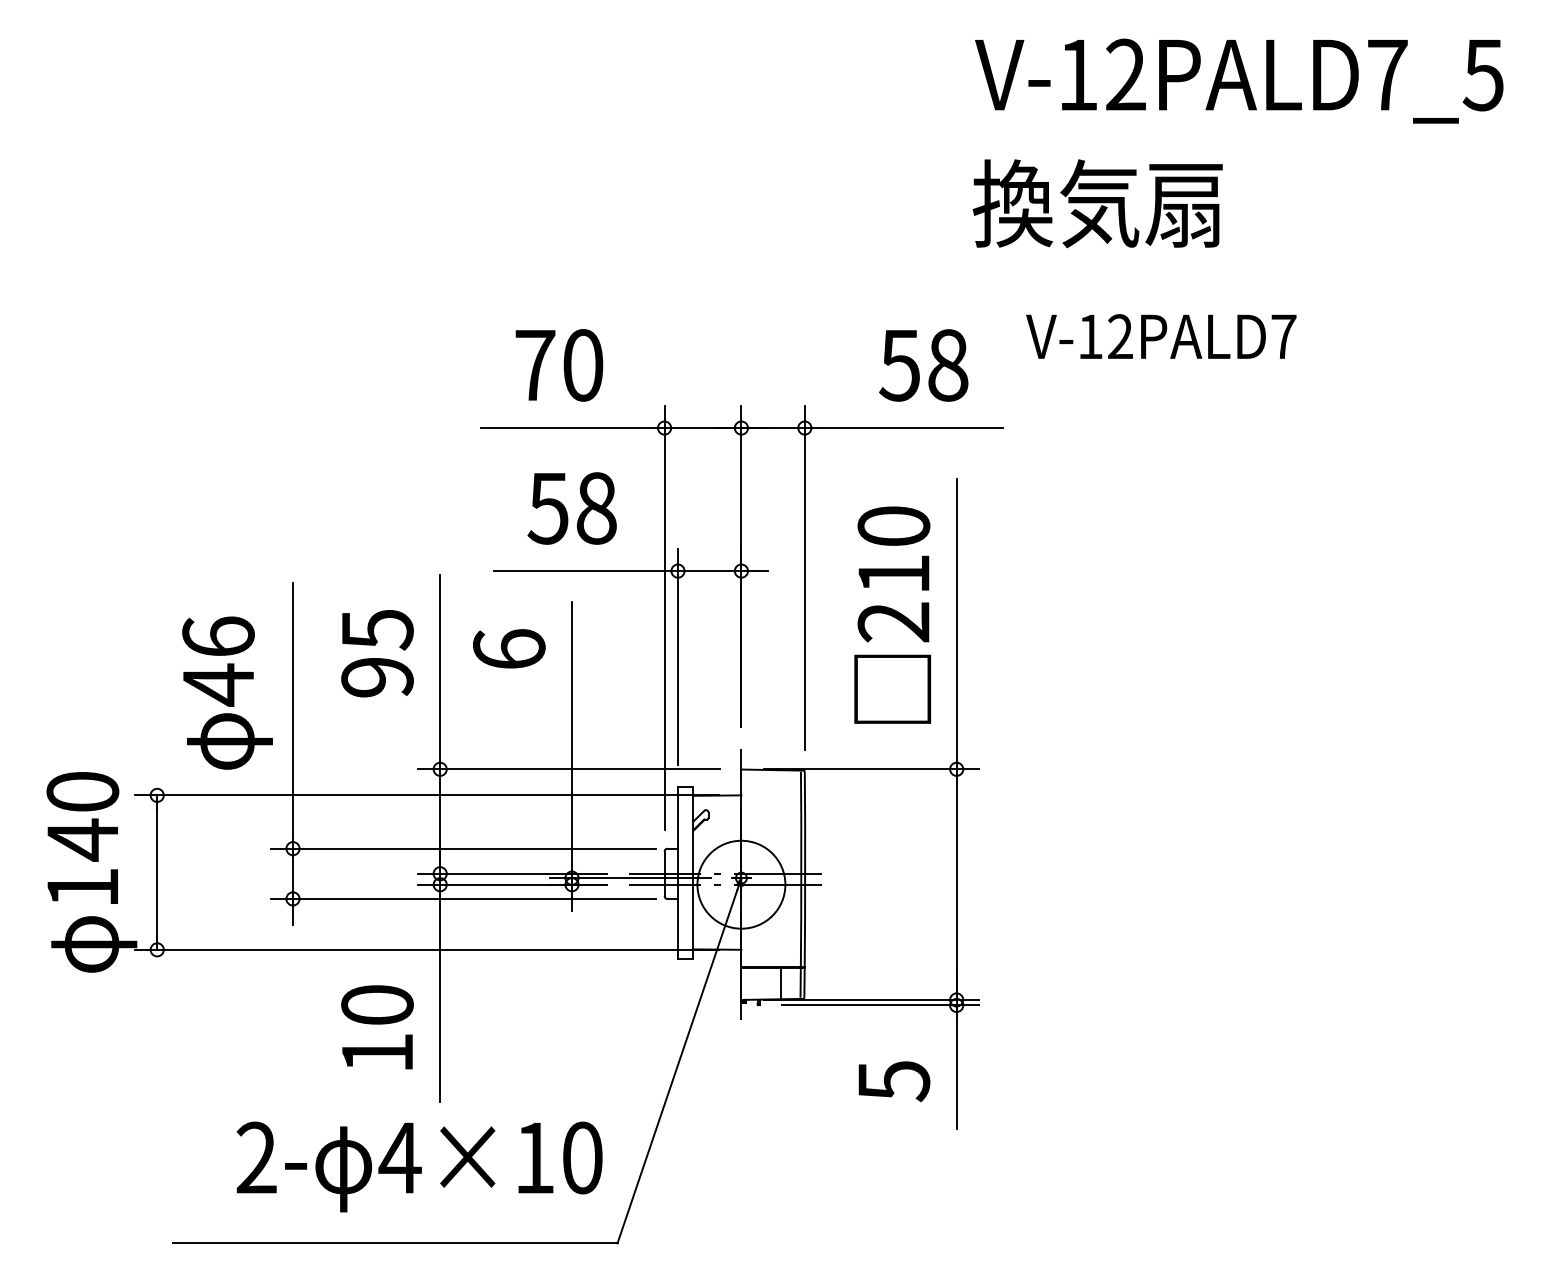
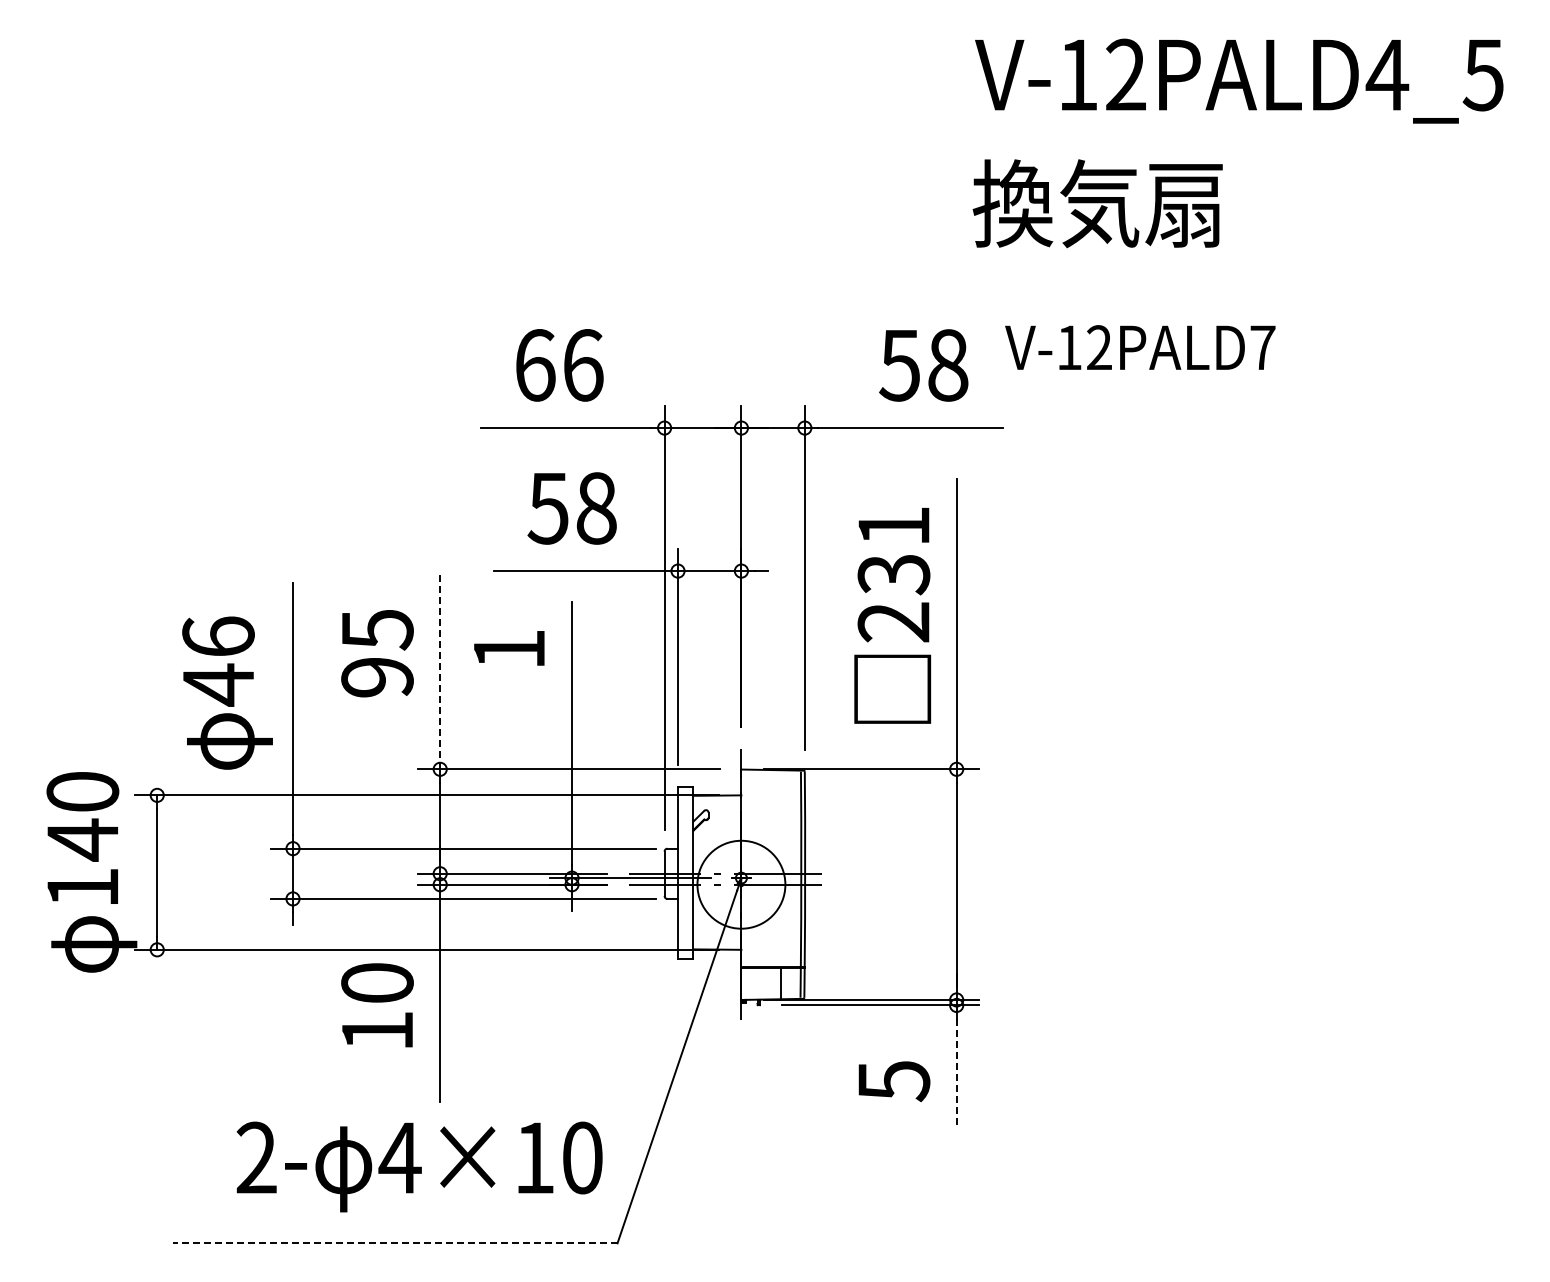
text: V-12PALD7_5 -> V-12PALD4_5 (1387, 74)
text position: (1161, 336) -> (1140, 347) (1140, 347)
text: 70 -> 66 (559, 365)
text: 210 -> 231 (893, 550)
text: 6 -> 1 (509, 648)
line: solid -> dashed (440, 671)
text position: (377, 1027) -> (377, 1005) (377, 1005)
line: solid -> dashed (956, 1074)
line: solid -> dashed (395, 1243)
